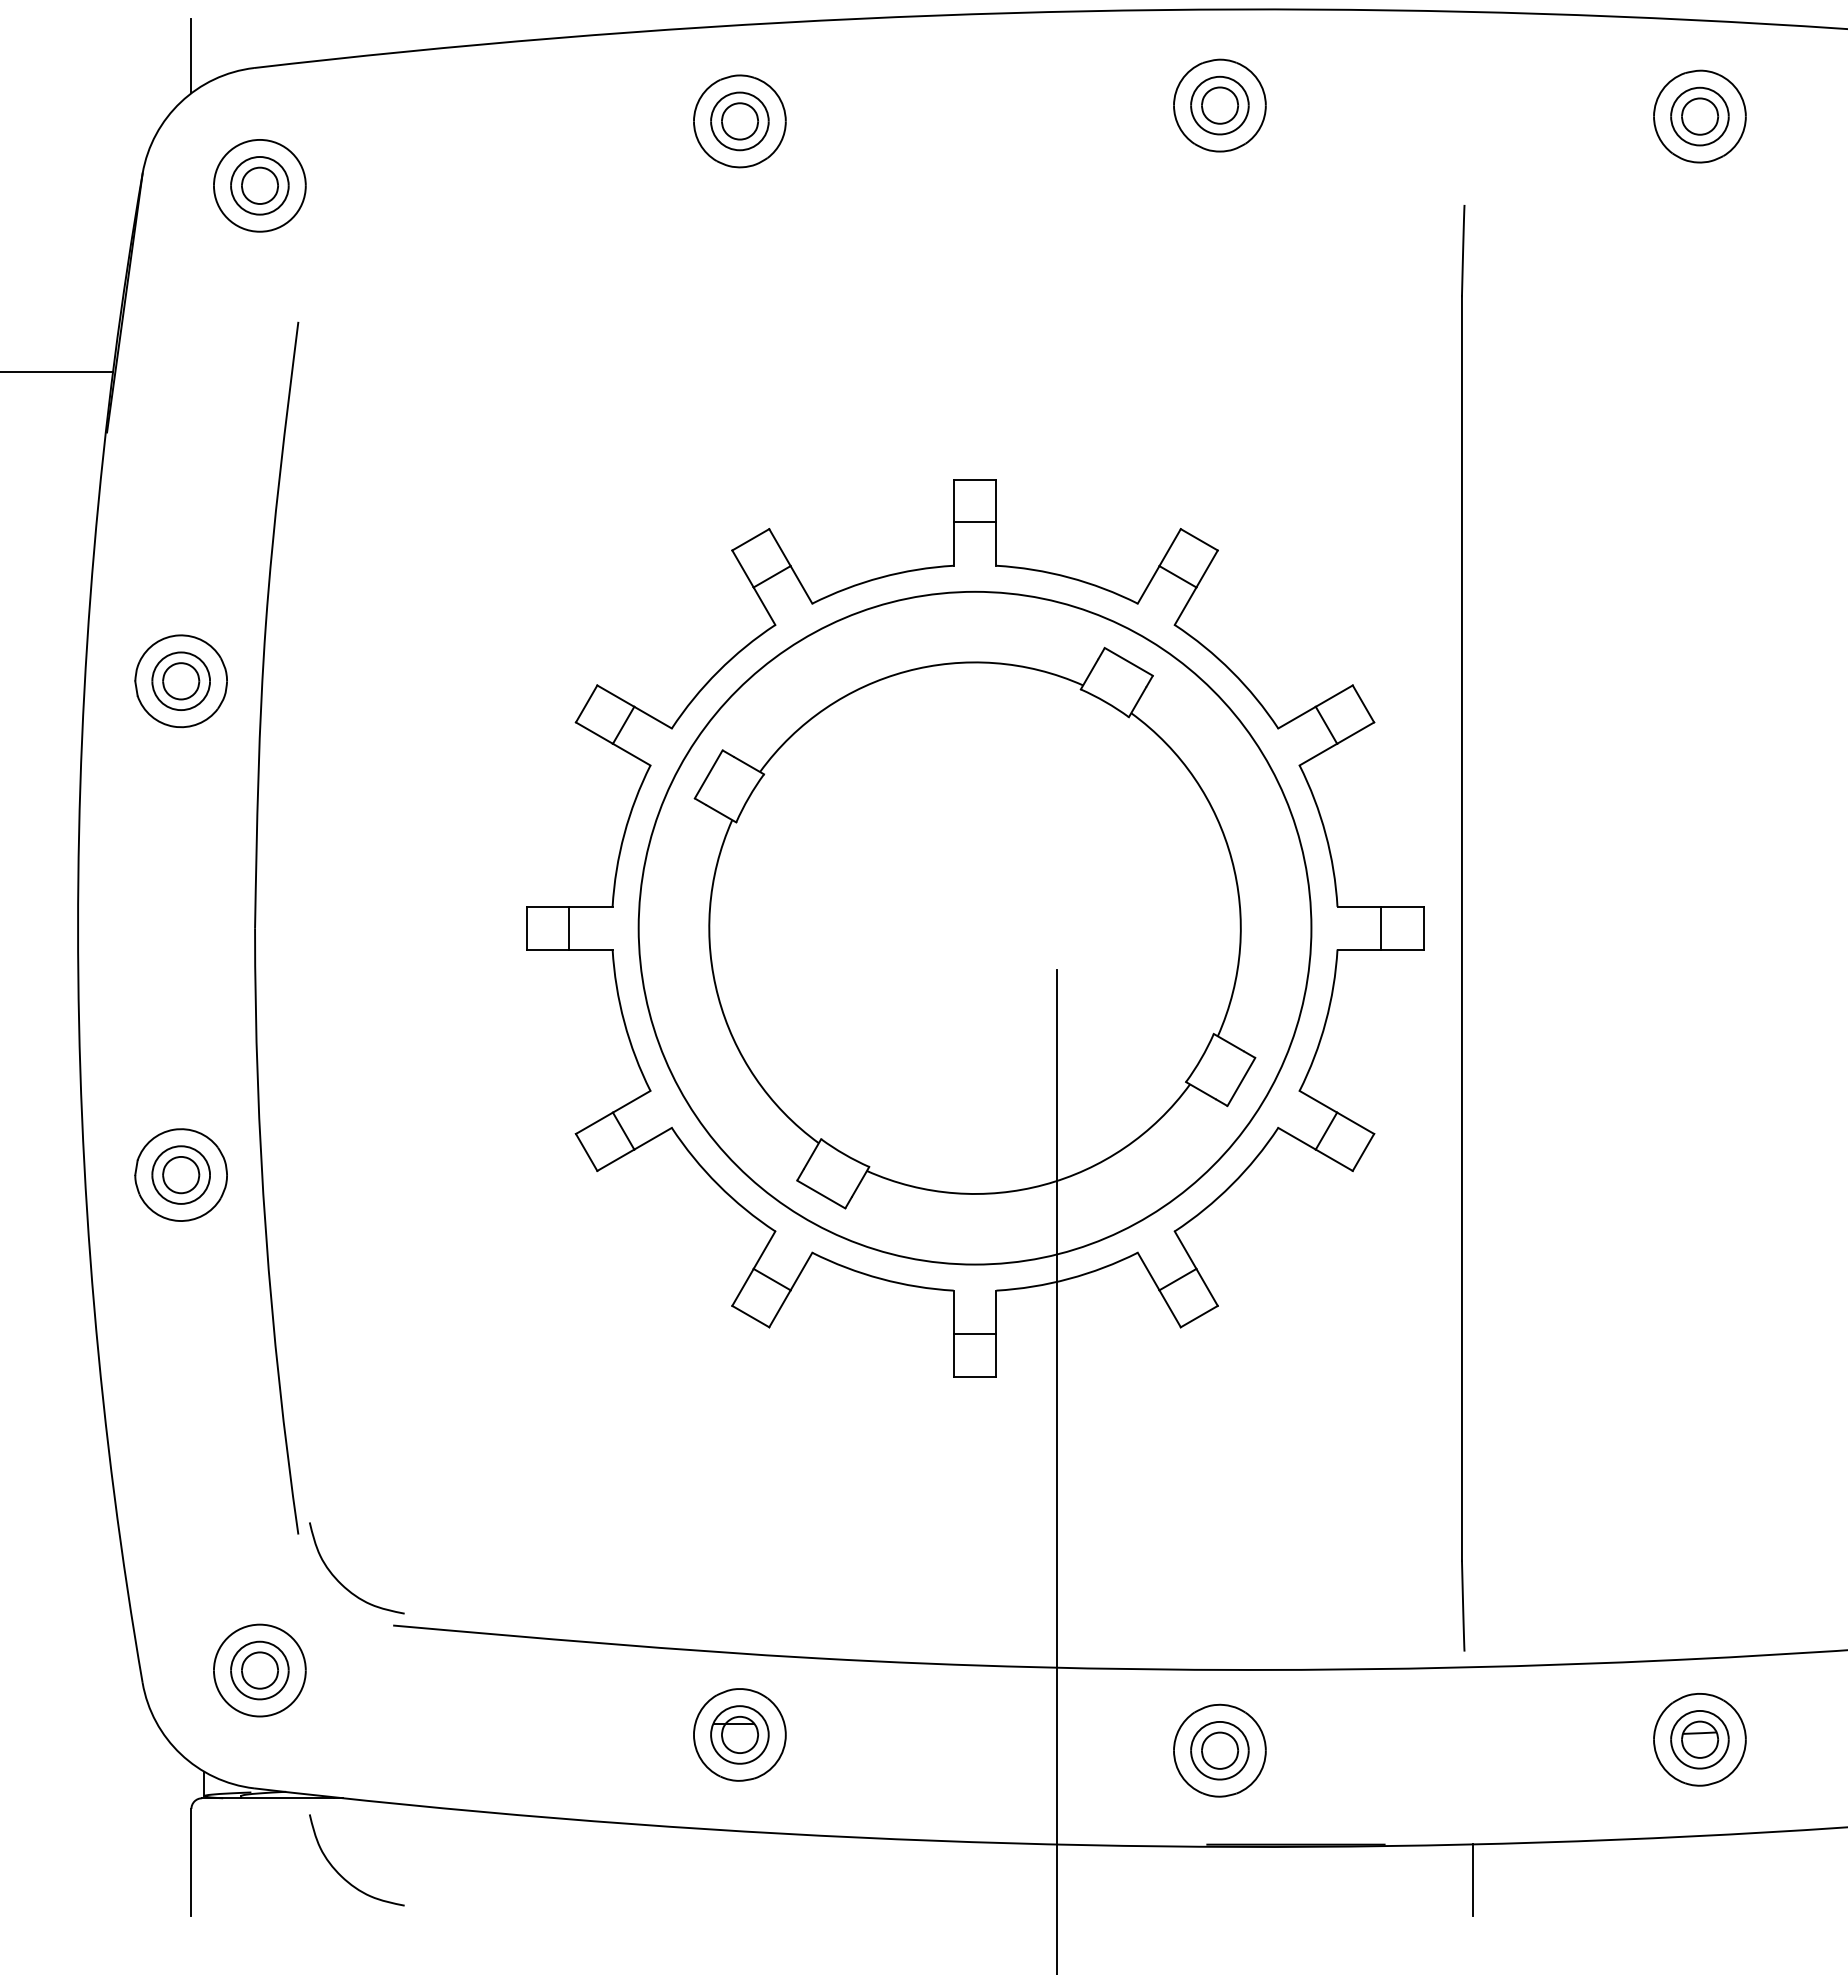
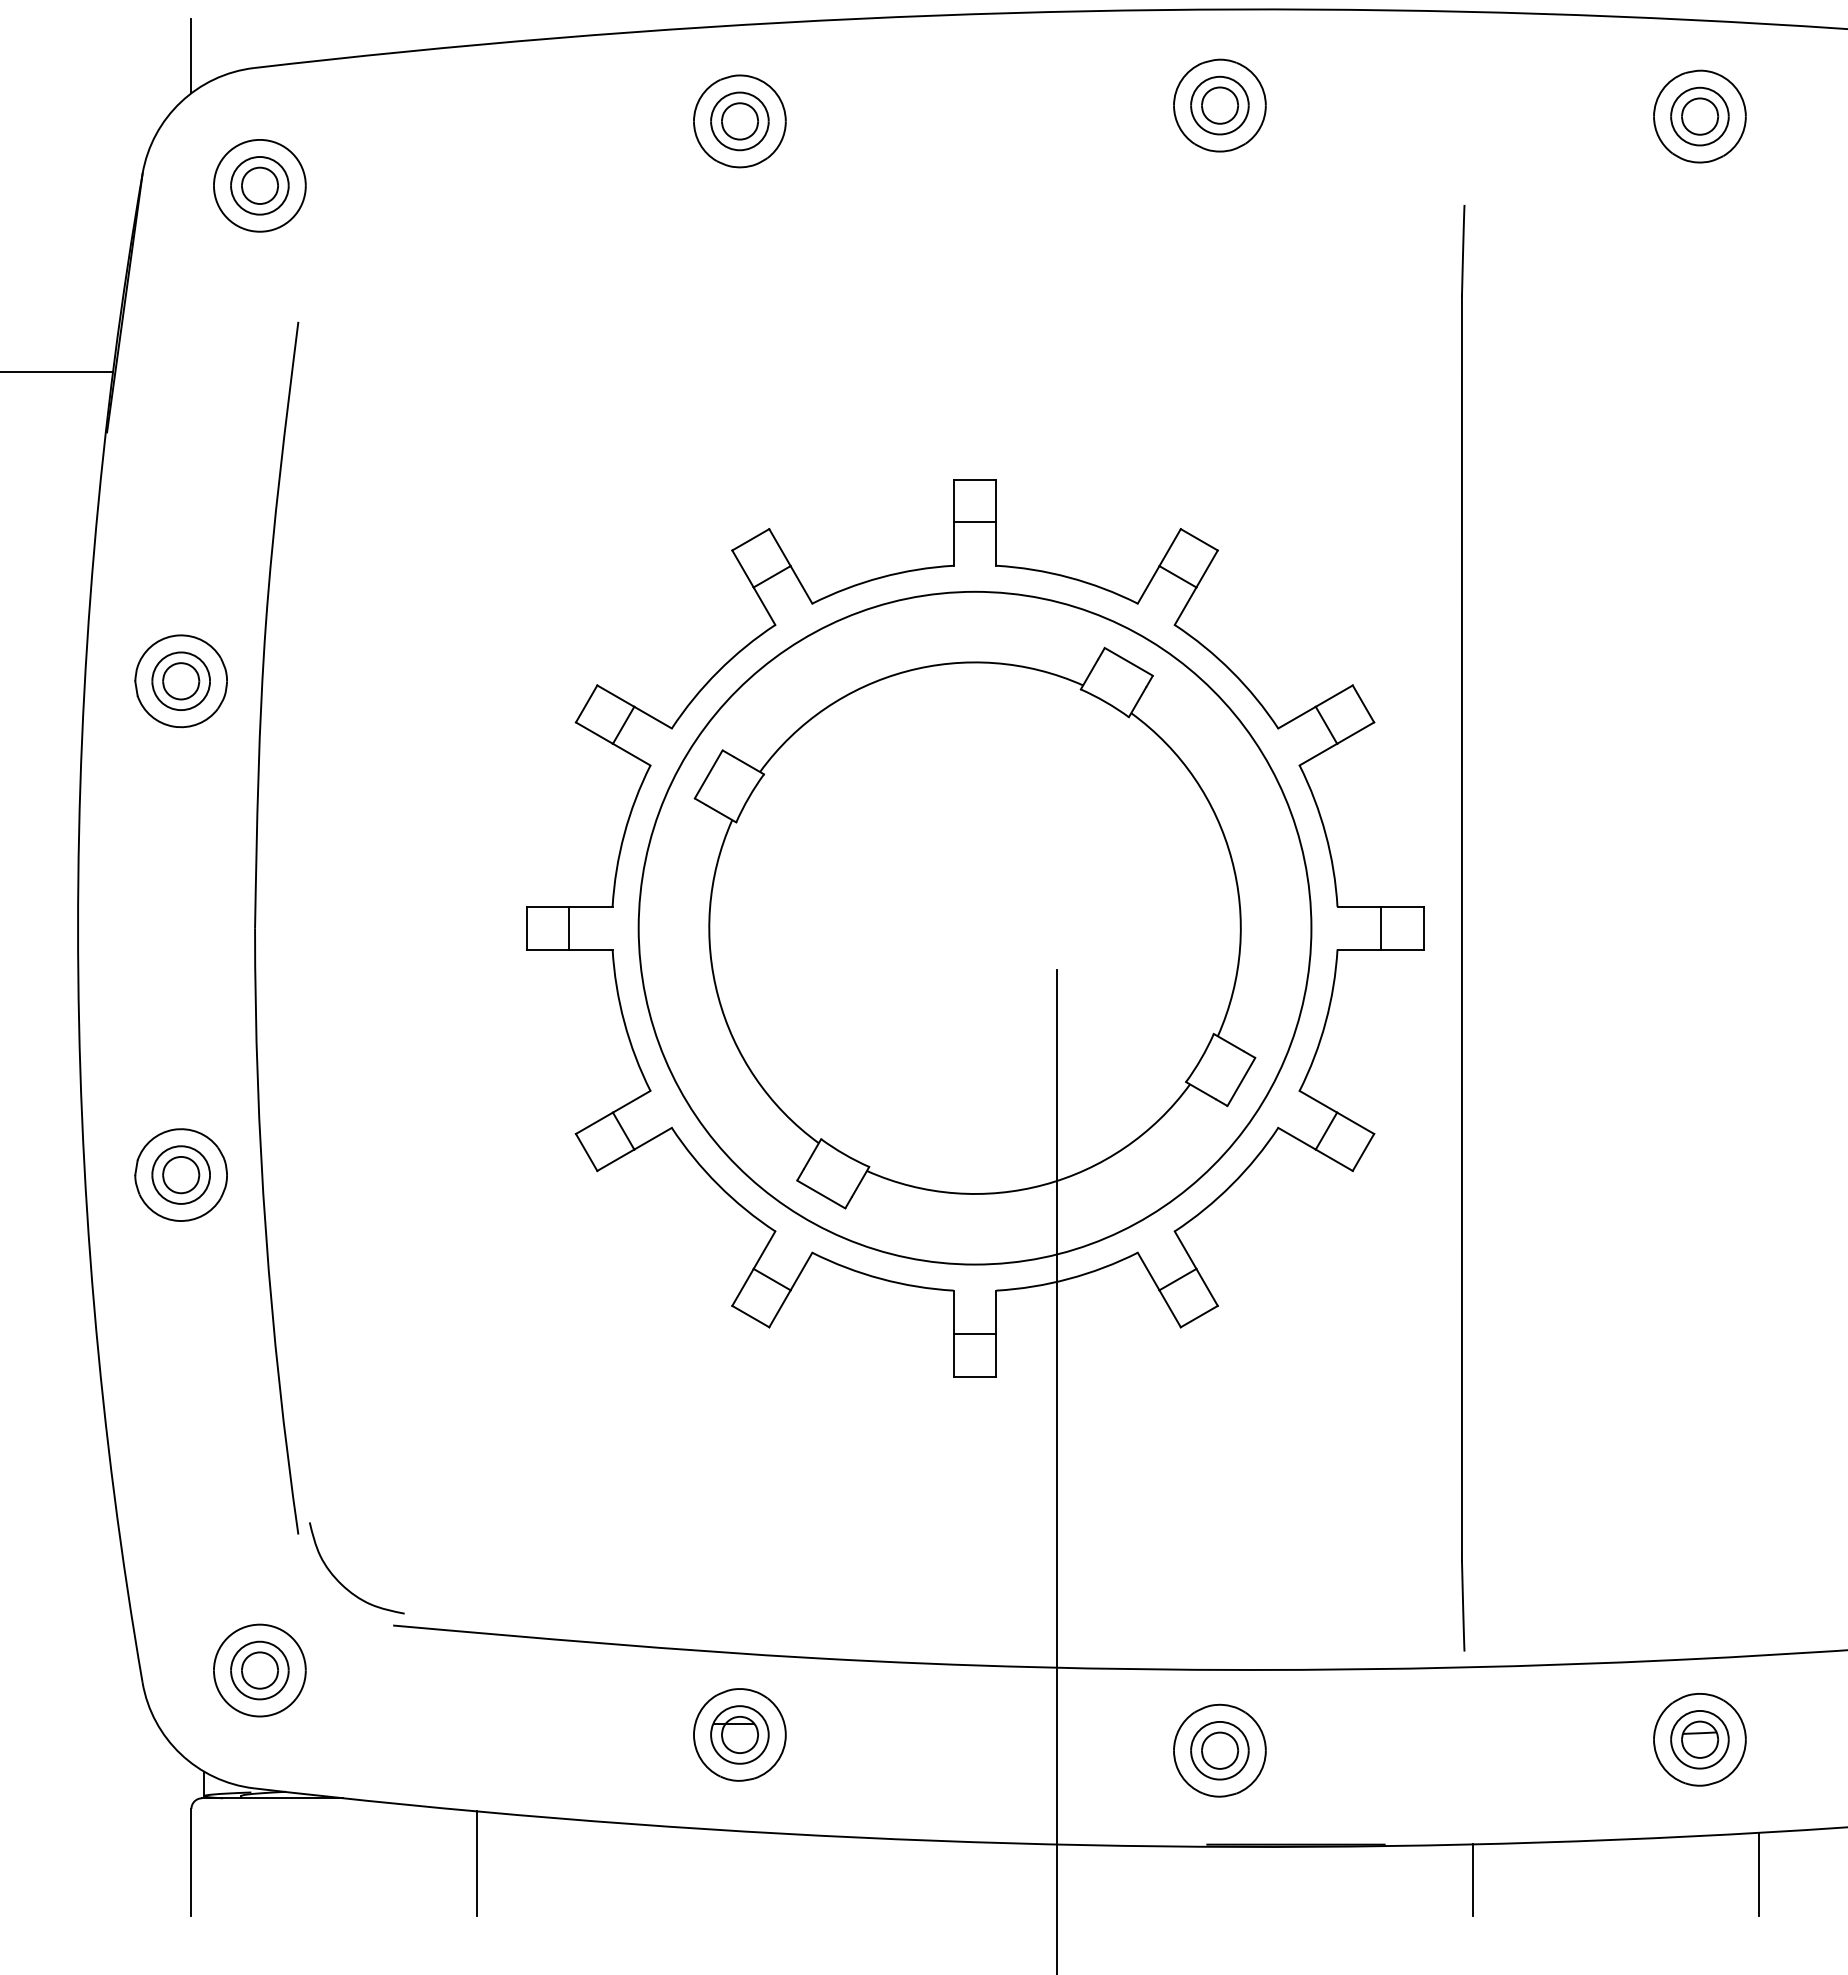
line: none -> present (477, 1863)
line: none -> present (1758, 1873)
curve: present -> none (343, 1876)
